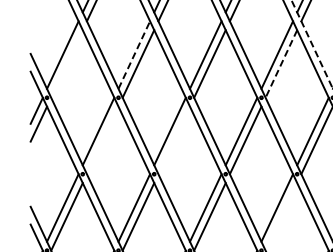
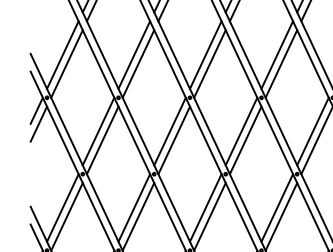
line: dashed -> solid (311, 43)
line: dashed -> solid (134, 54)
line: none -> present (66, 63)
line: dashed -> solid (281, 64)
line: none -> present (102, 140)
line: none -> present (173, 140)
line: none -> present (281, 215)
